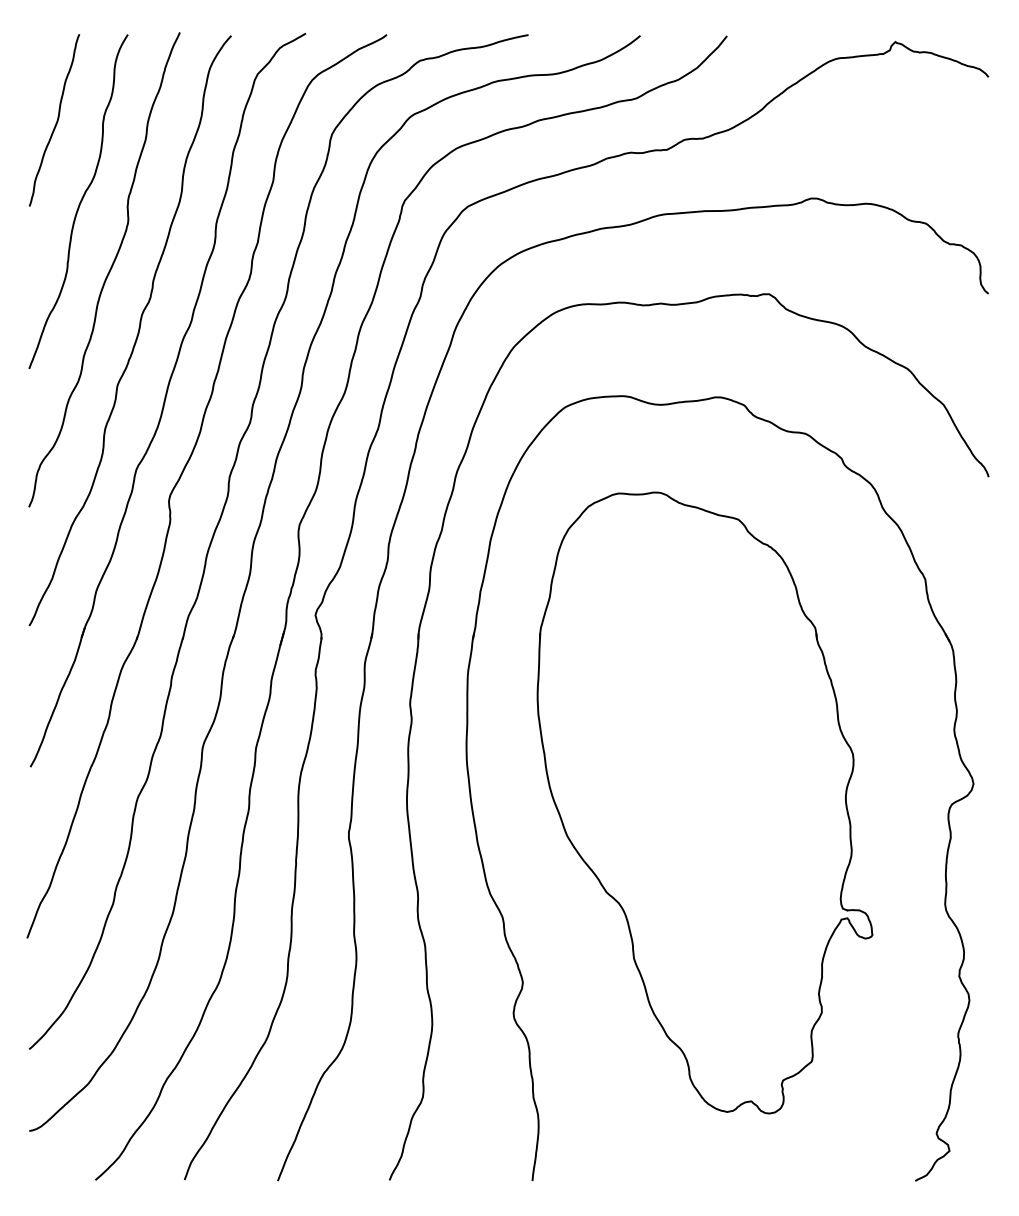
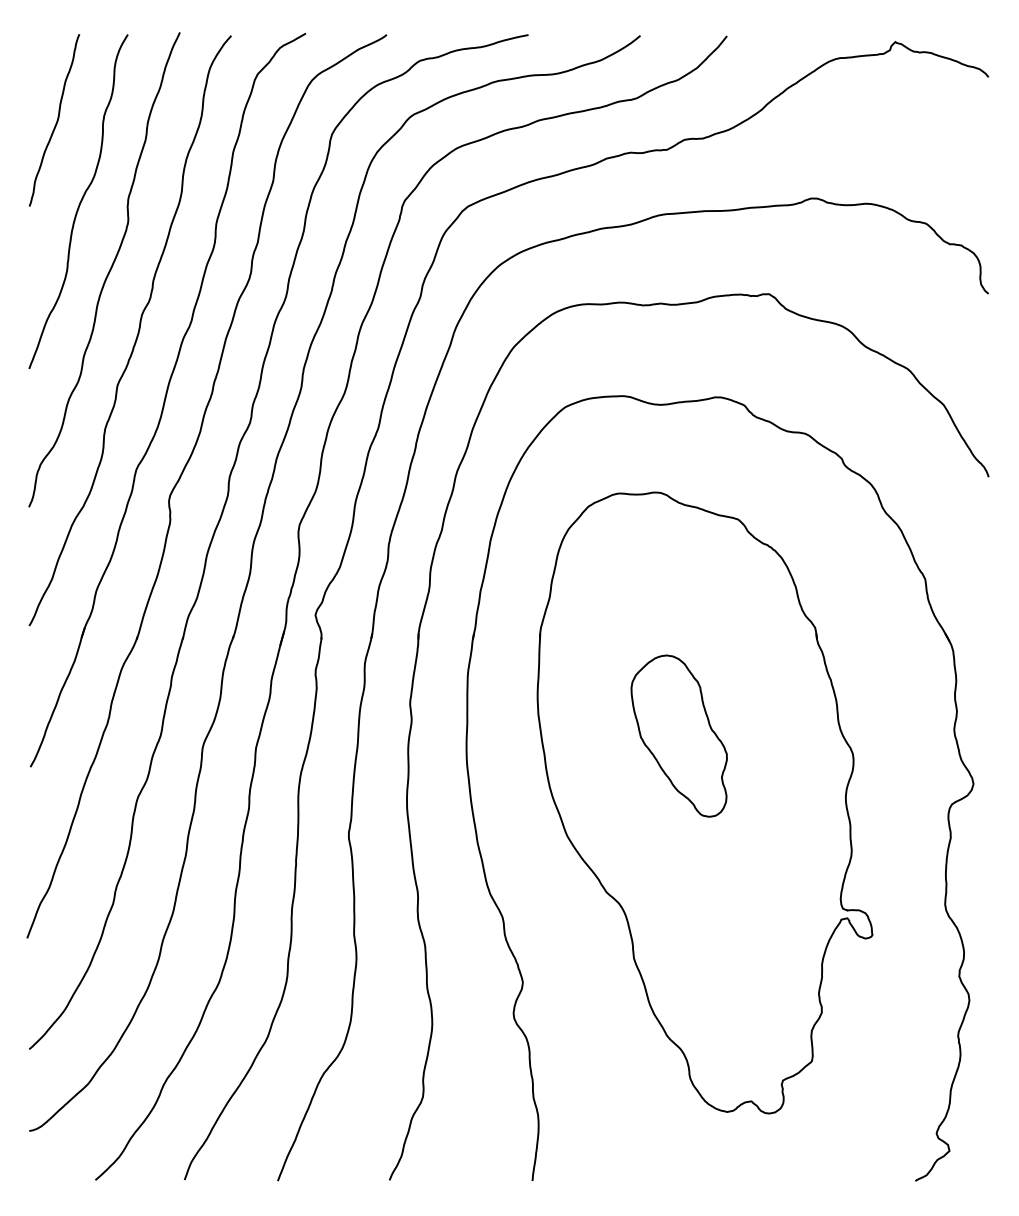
part: none -> present (678, 735)
